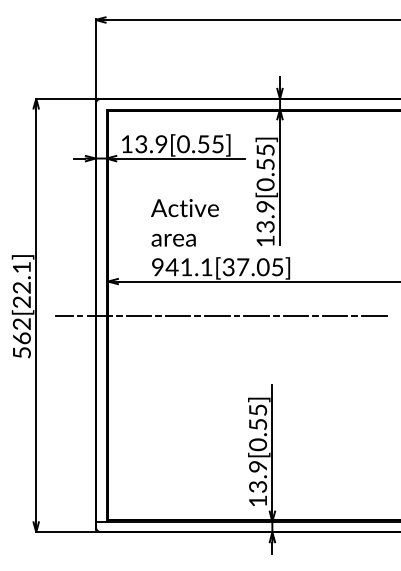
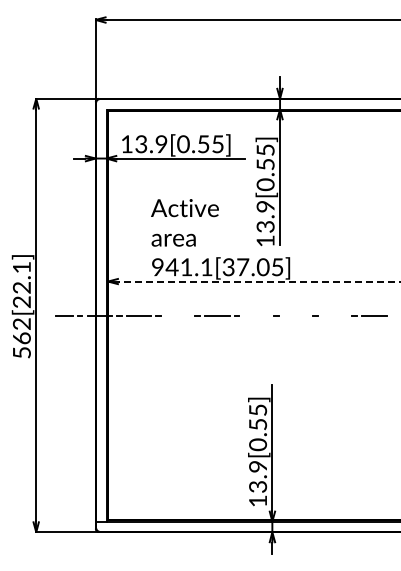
line: solid -> dashed (259, 281)
line: present -> none (177, 315)
line: present -> none (256, 315)
line: present -> none (295, 315)
line: present -> none (334, 315)
